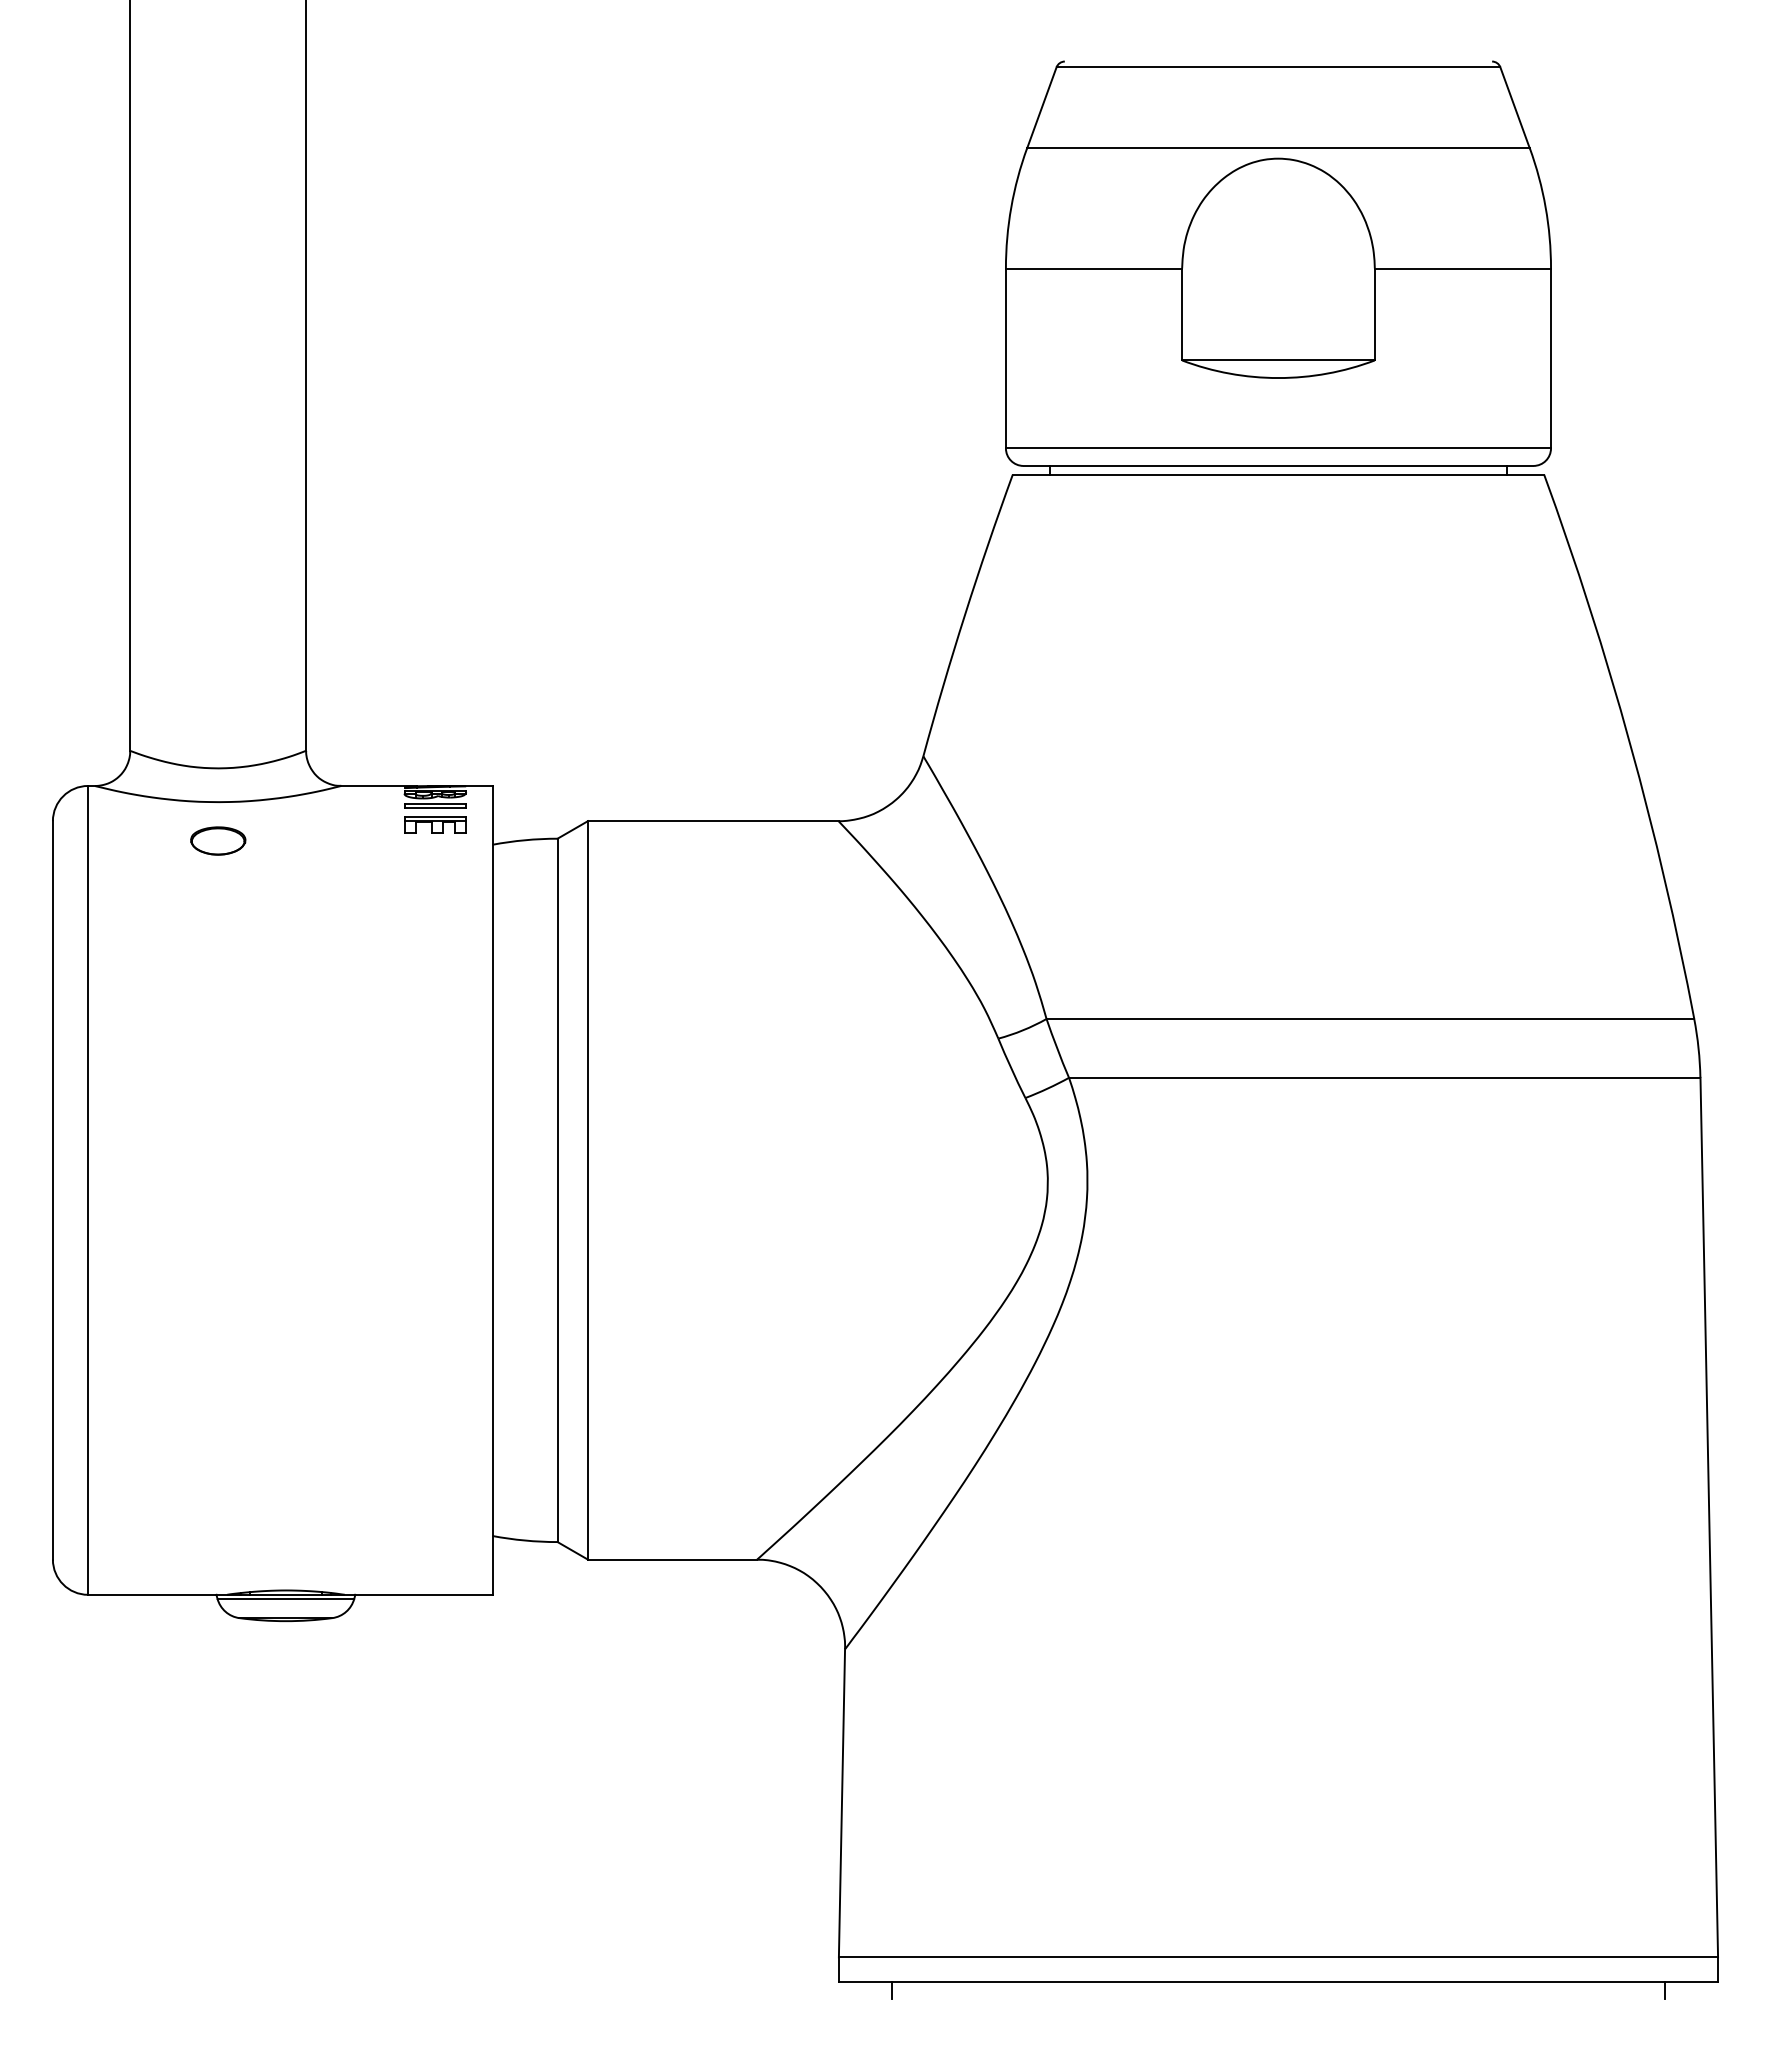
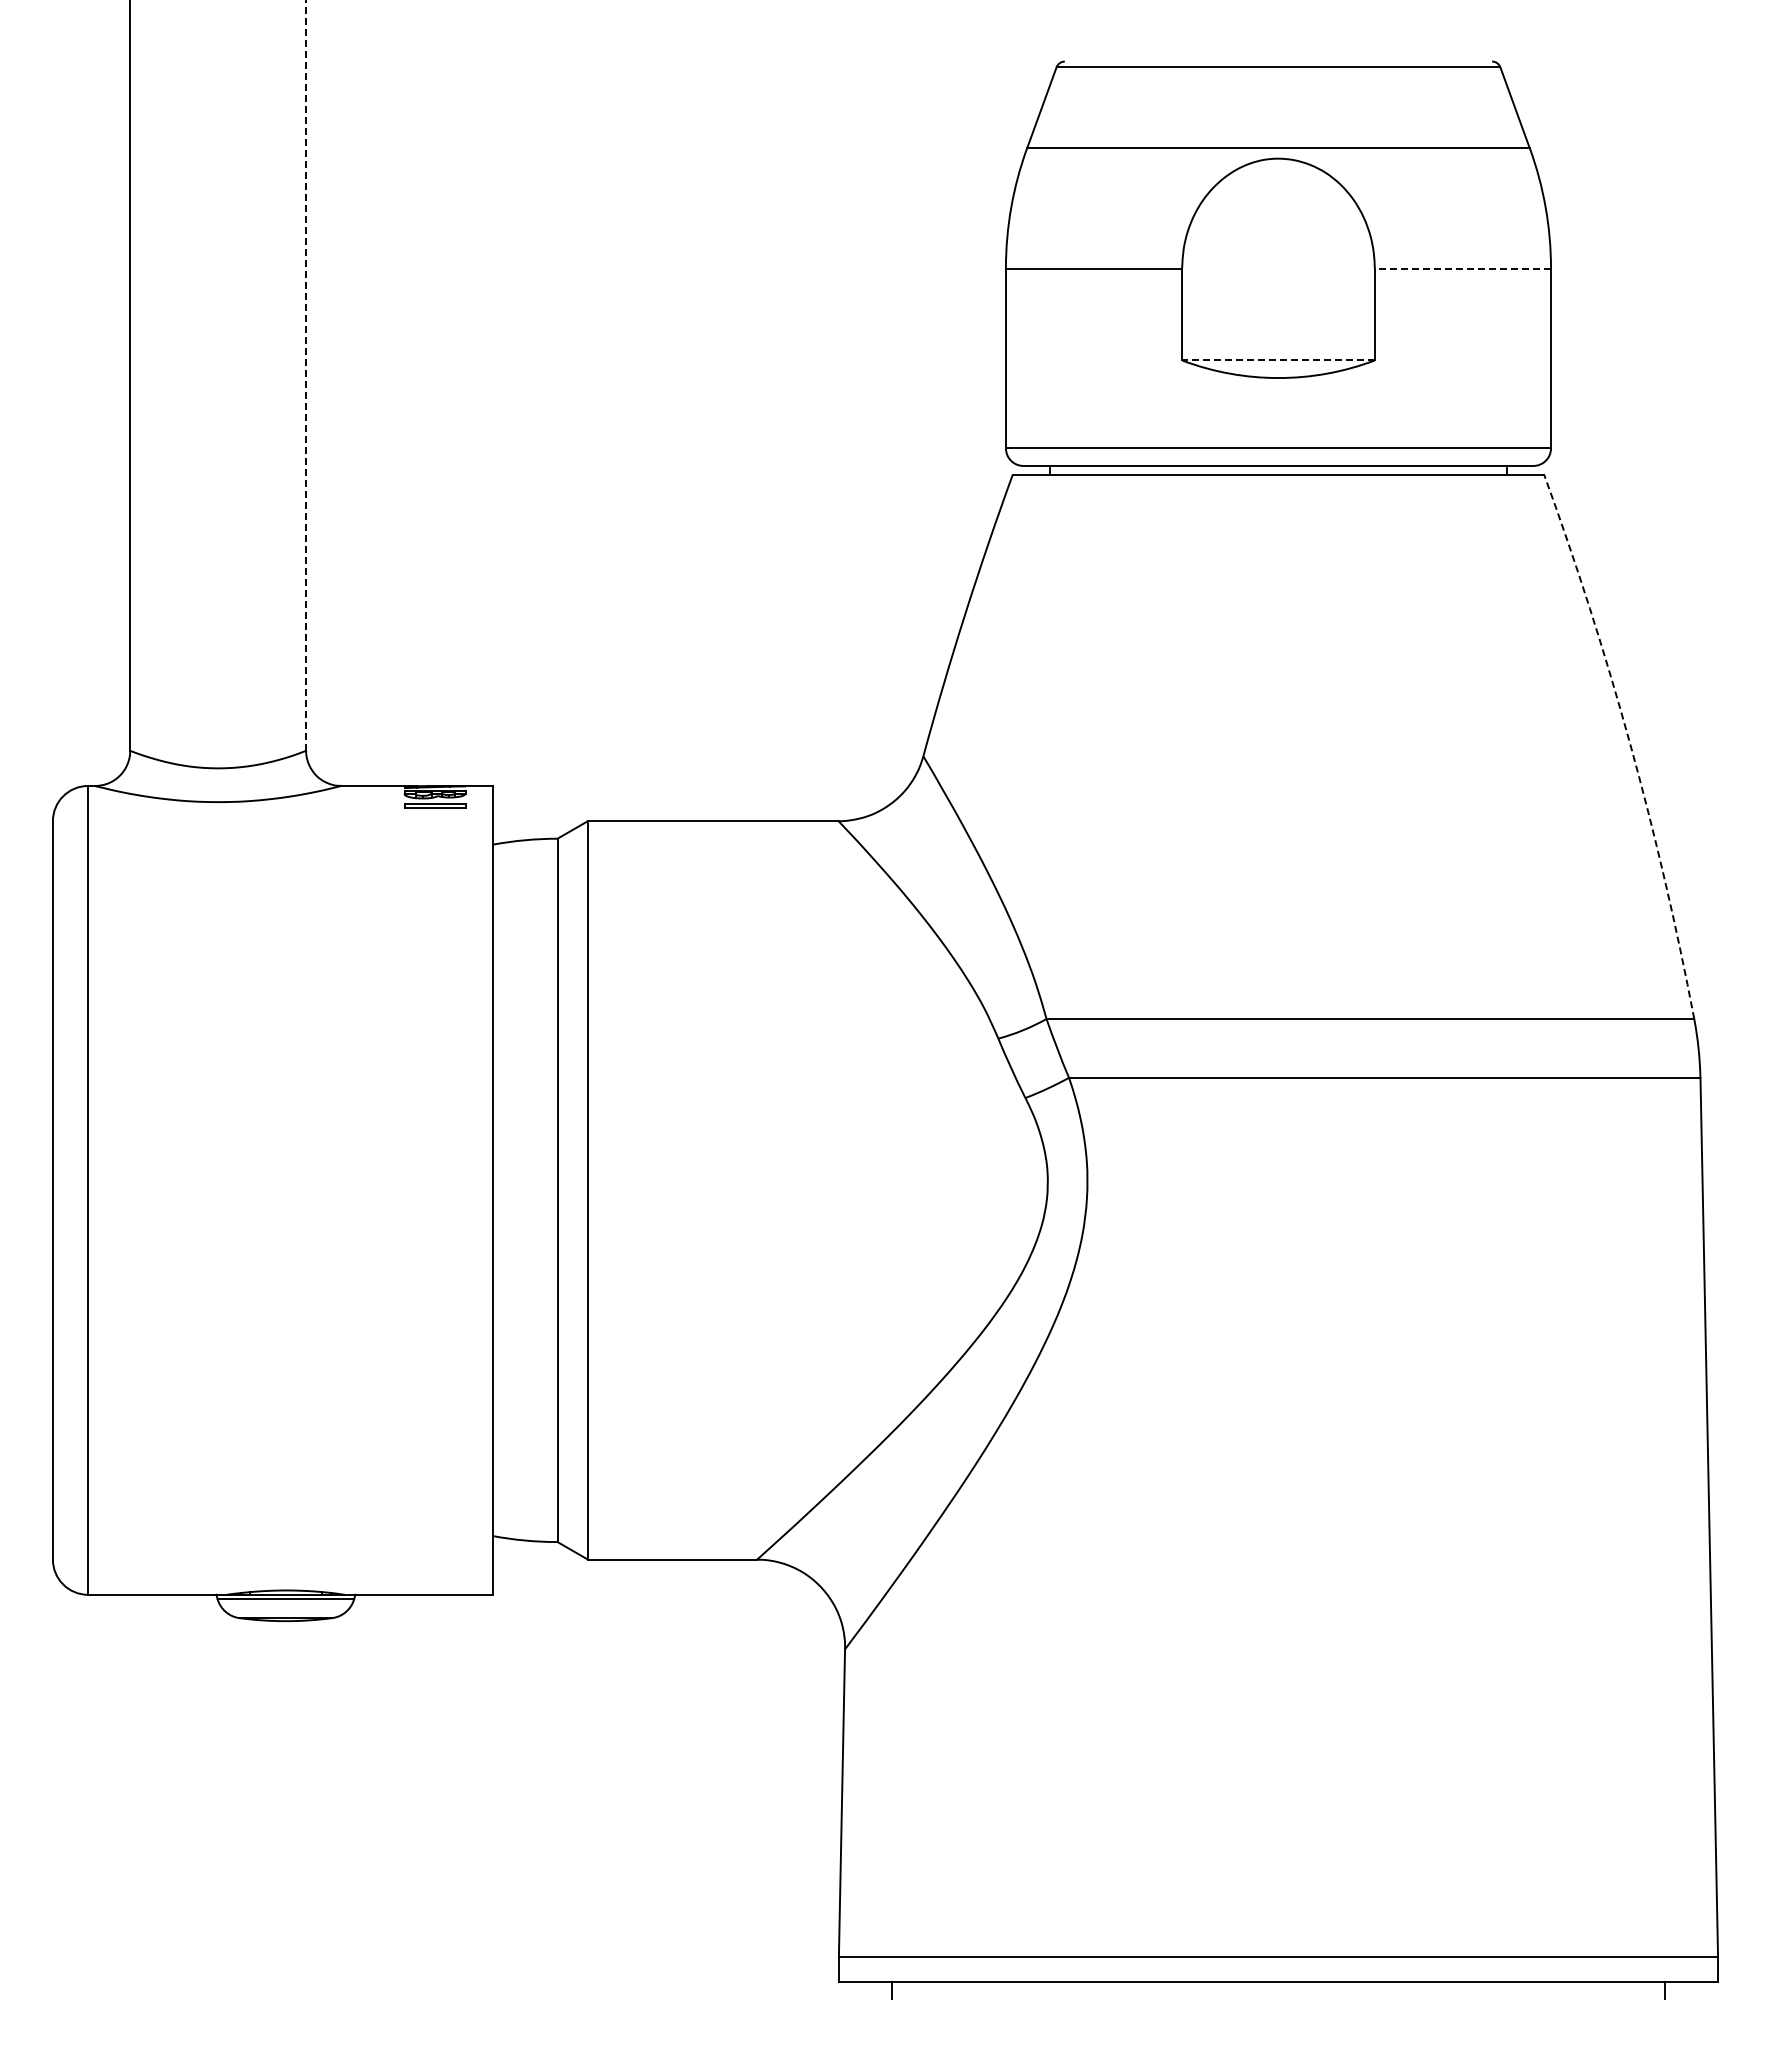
line: solid -> dashed (1462, 268)
line: solid -> dashed (1277, 360)
line: solid -> dashed (306, 375)
arc: solid -> dashed (1630, 743)
part: present -> none (435, 824)
part: present -> none (218, 840)
